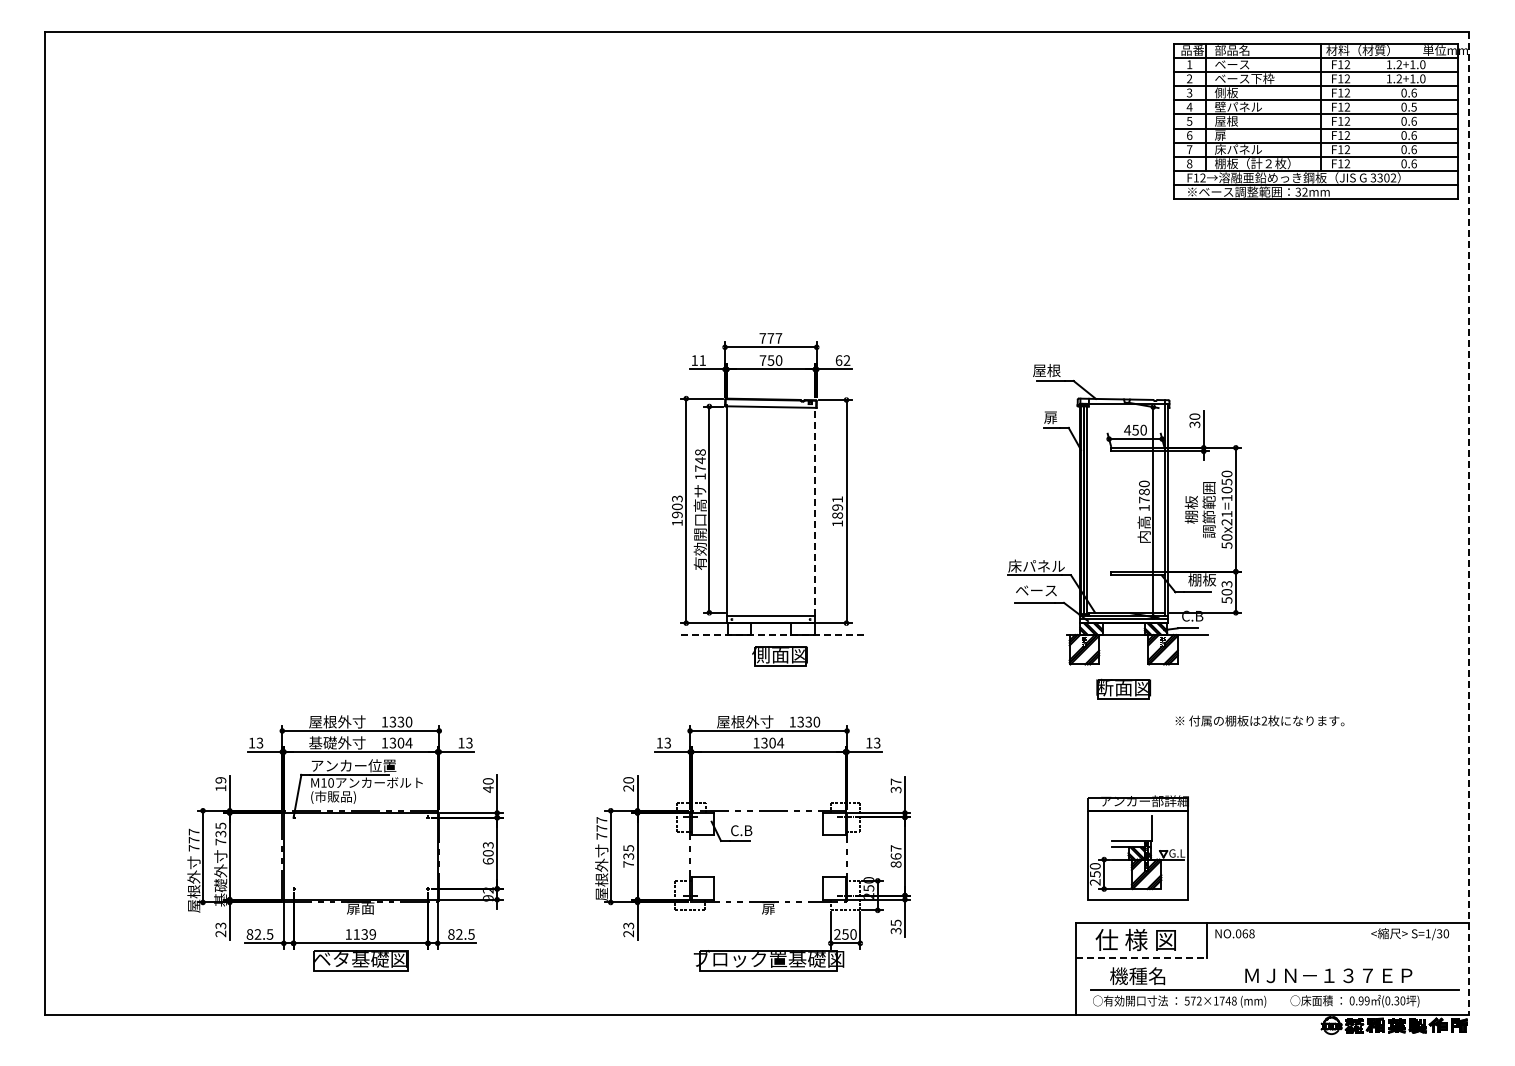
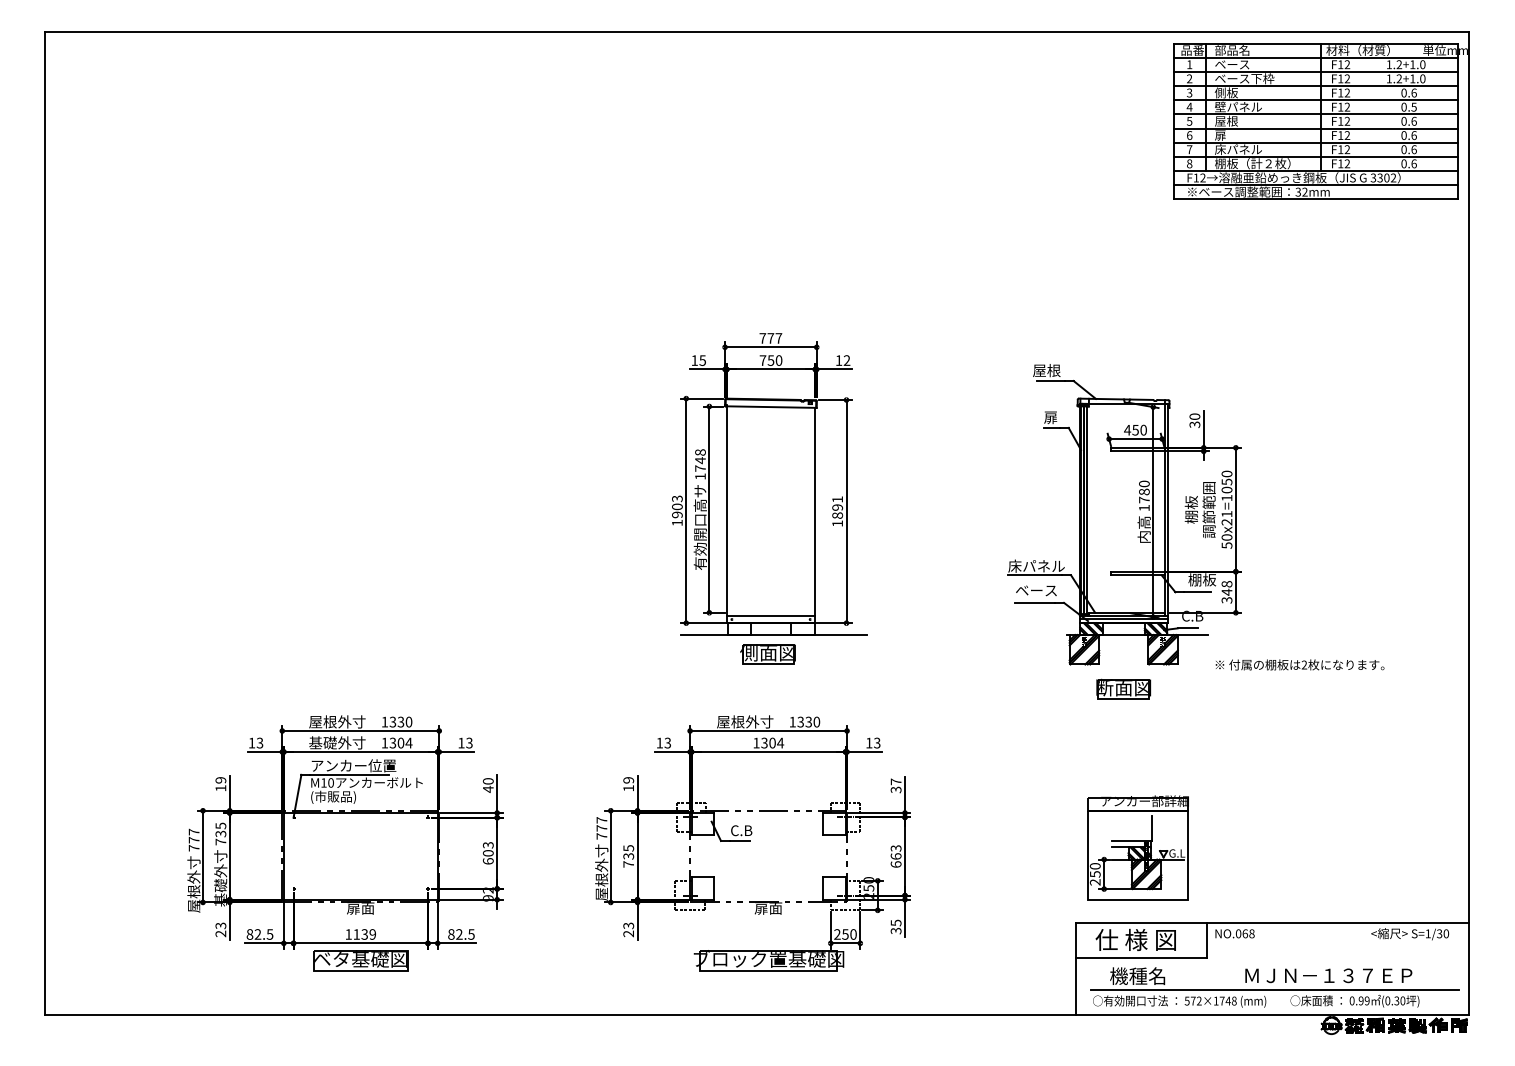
text: 11 -> 15 (702, 360)
text: 62 -> 12 (838, 360)
line: dashed -> solid (815, 511)
line: dashed -> solid (1469, 523)
text: 503 -> 348 (1226, 592)
line: dashed -> solid (774, 634)
part position: (779, 656) -> (767, 654) (767, 654)
text position: (1259, 720) -> (1299, 664) (1299, 664)
text: 20 -> 19 (628, 784)
text: 867 -> 663 (895, 856)
text: 扉 -> 扉面 (768, 908)
line: dashed -> solid (1142, 958)
